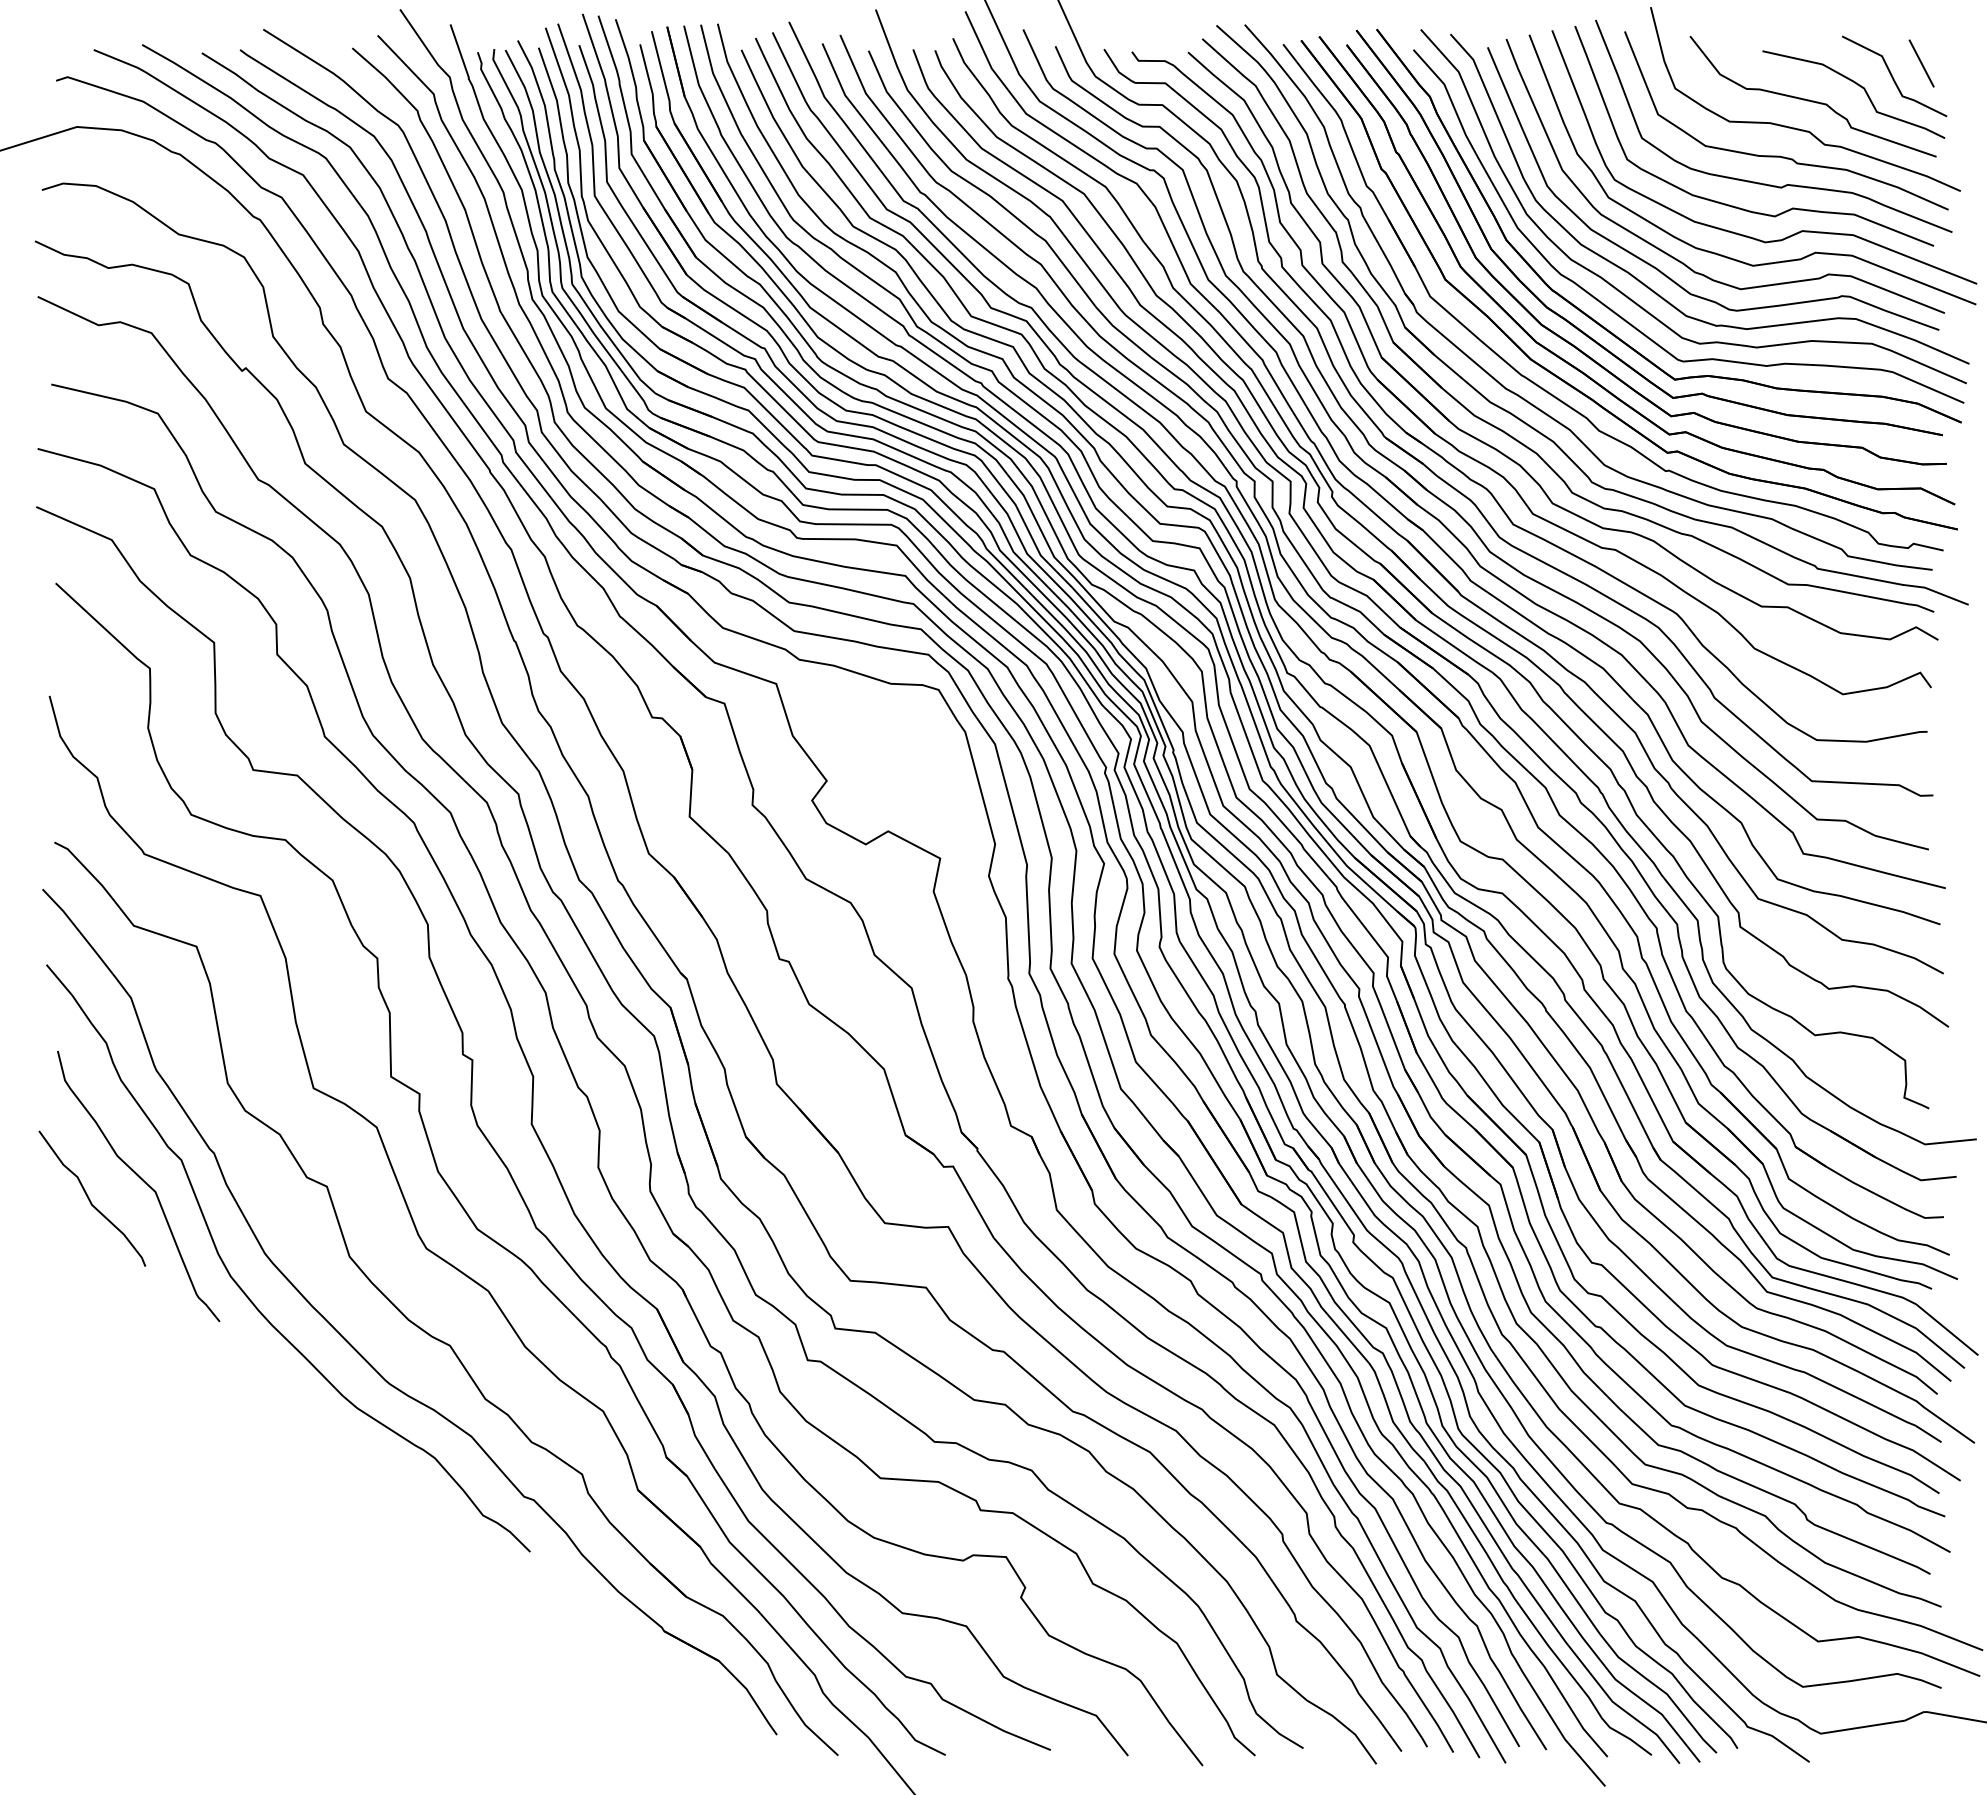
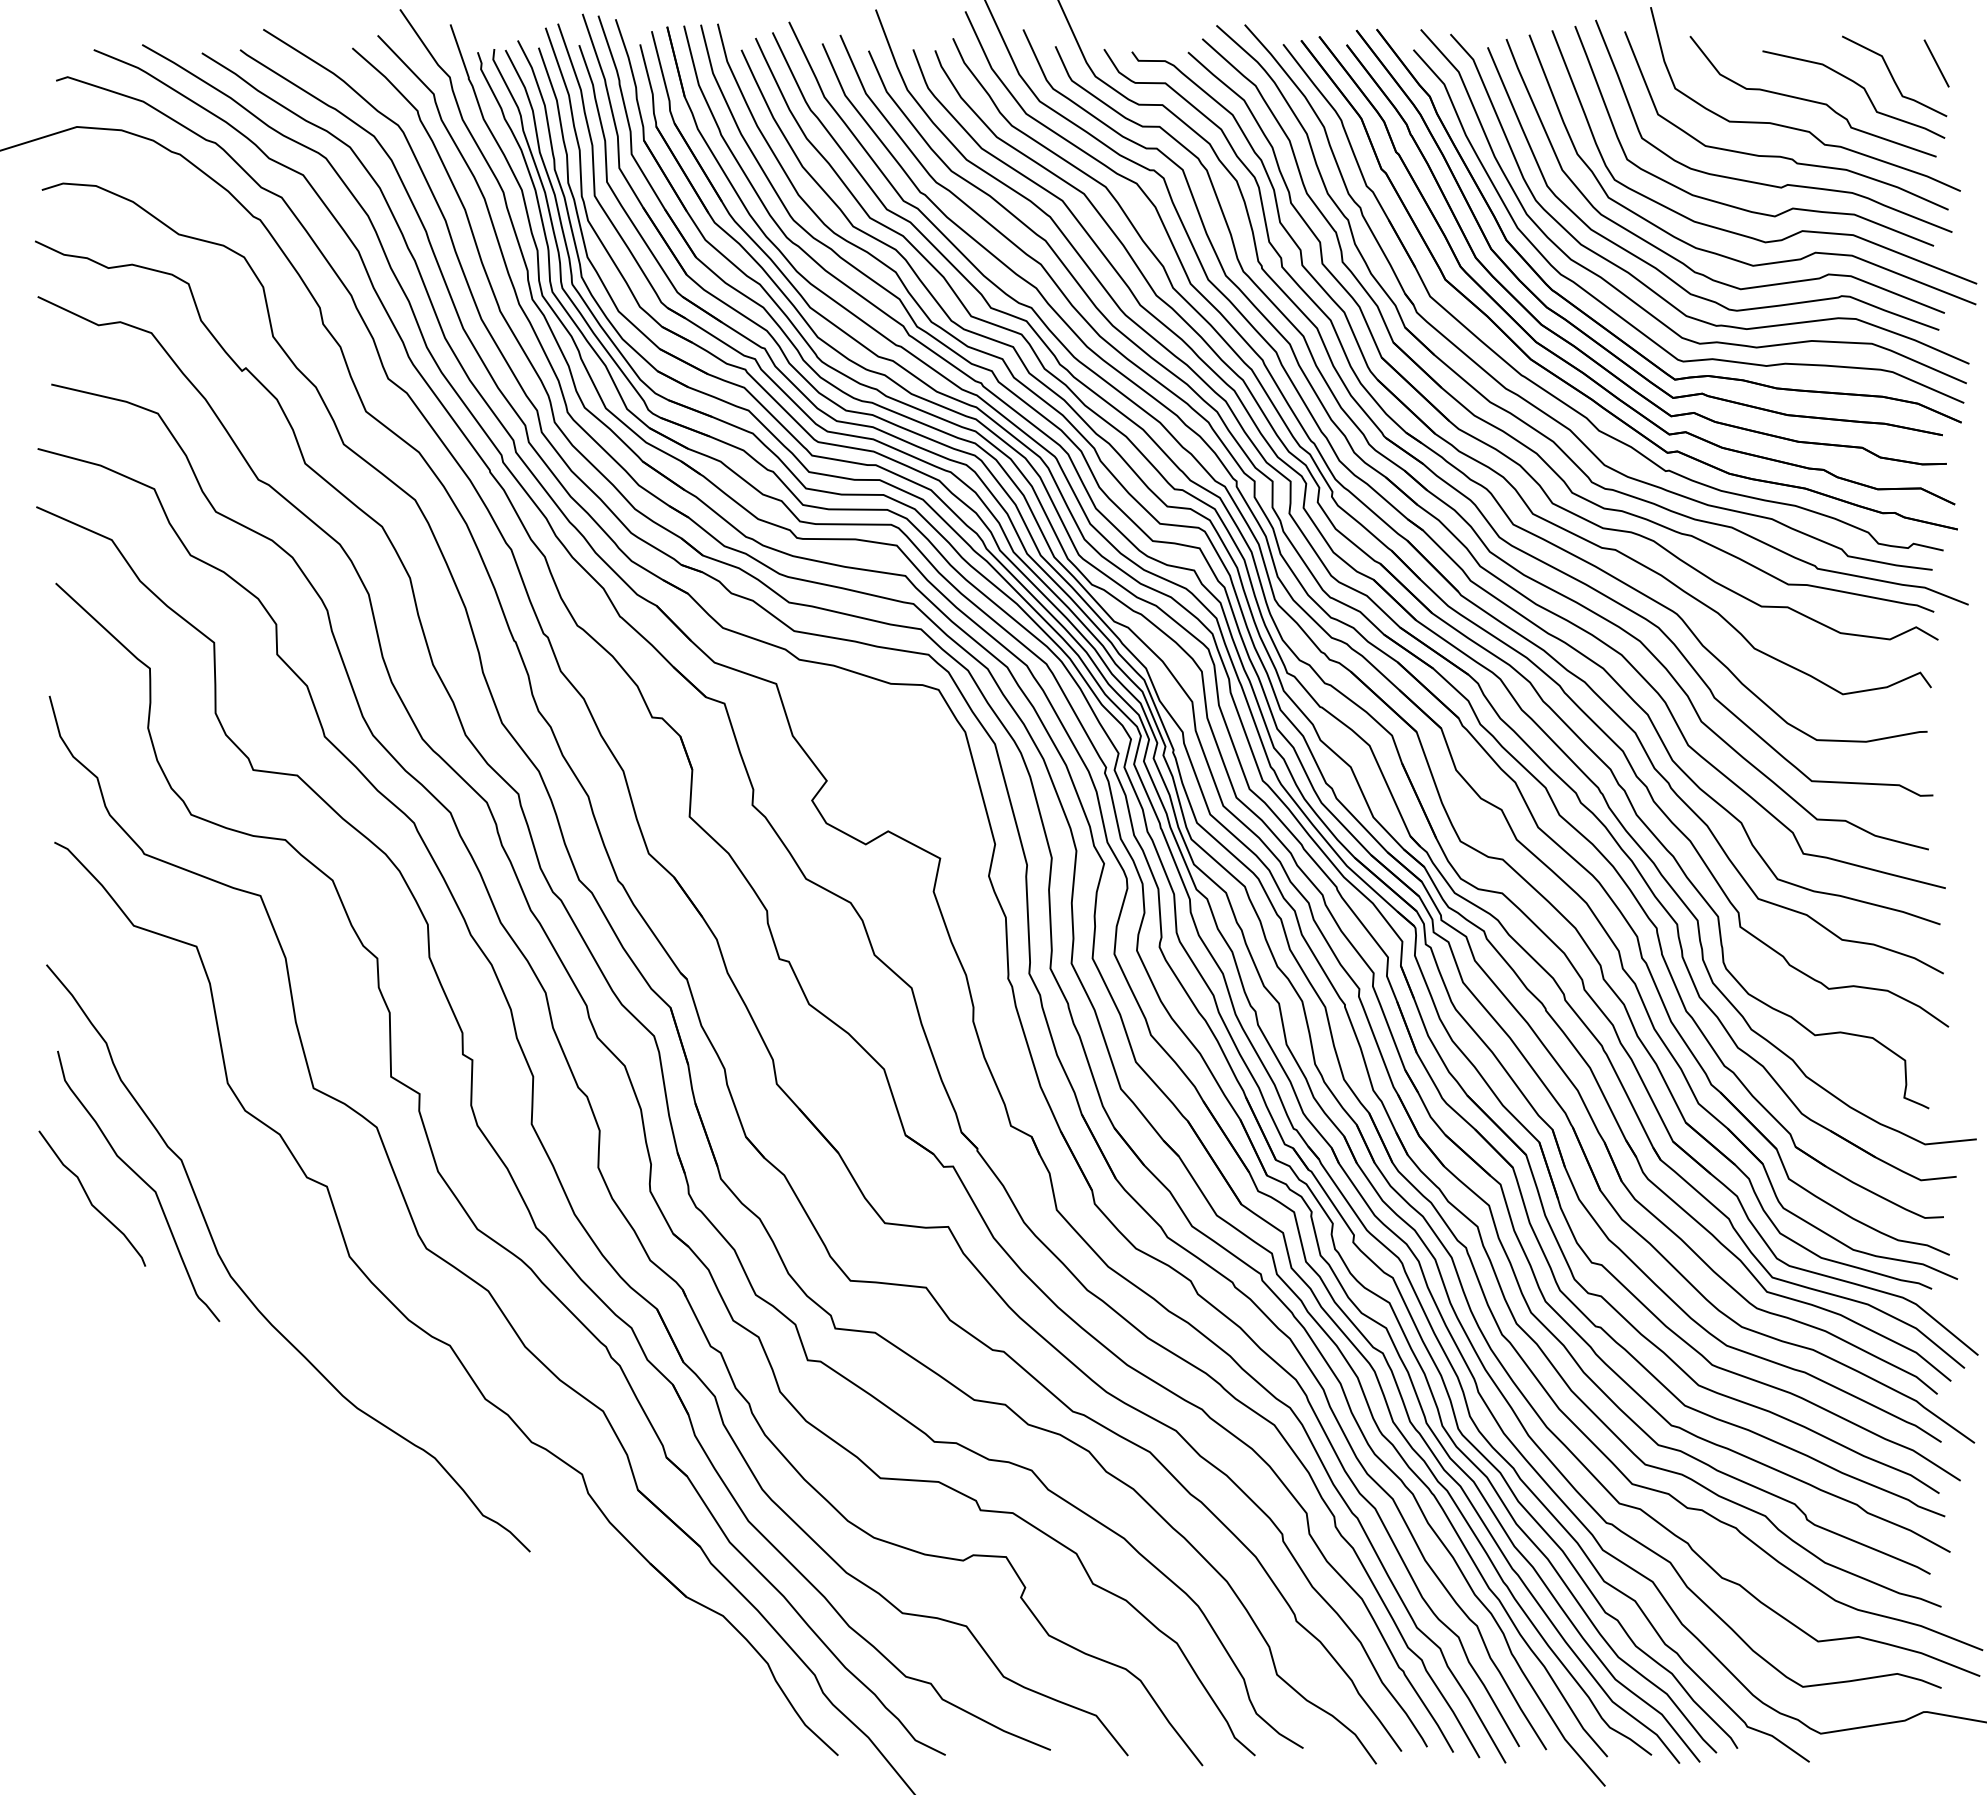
line position: (1921, 63) -> (1936, 63) (1936, 63)
part: present -> none (363, 1356)
